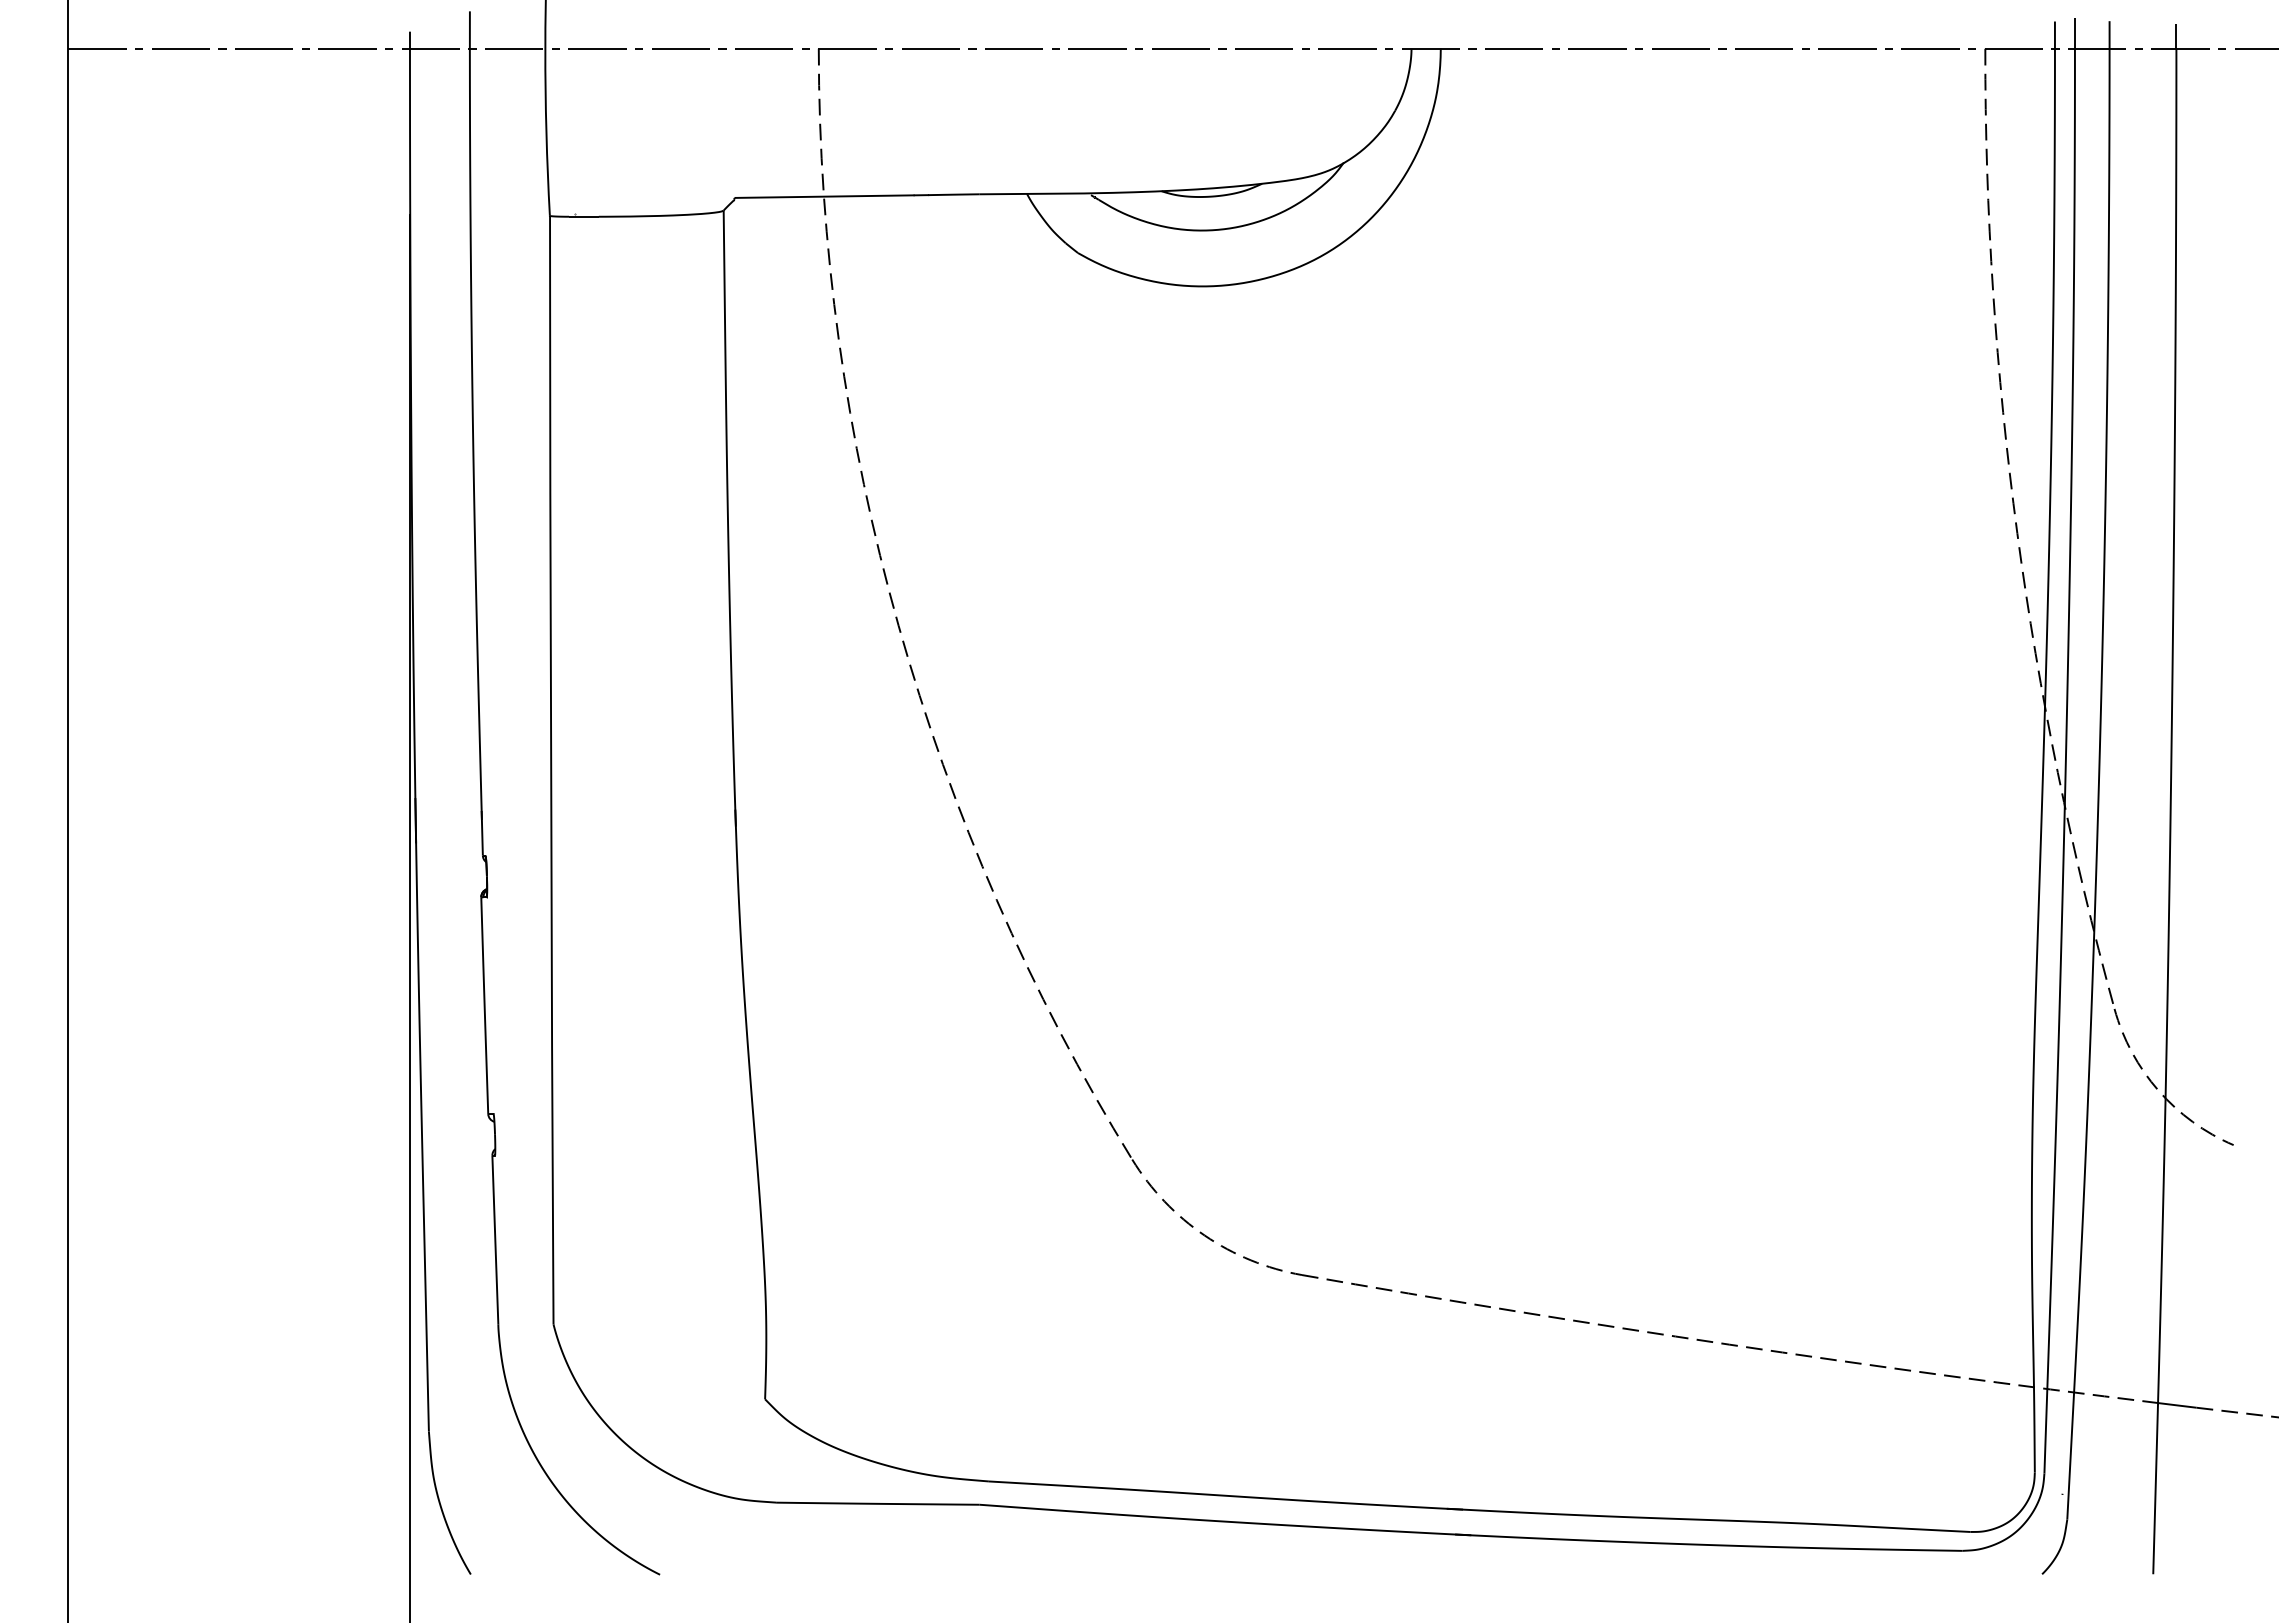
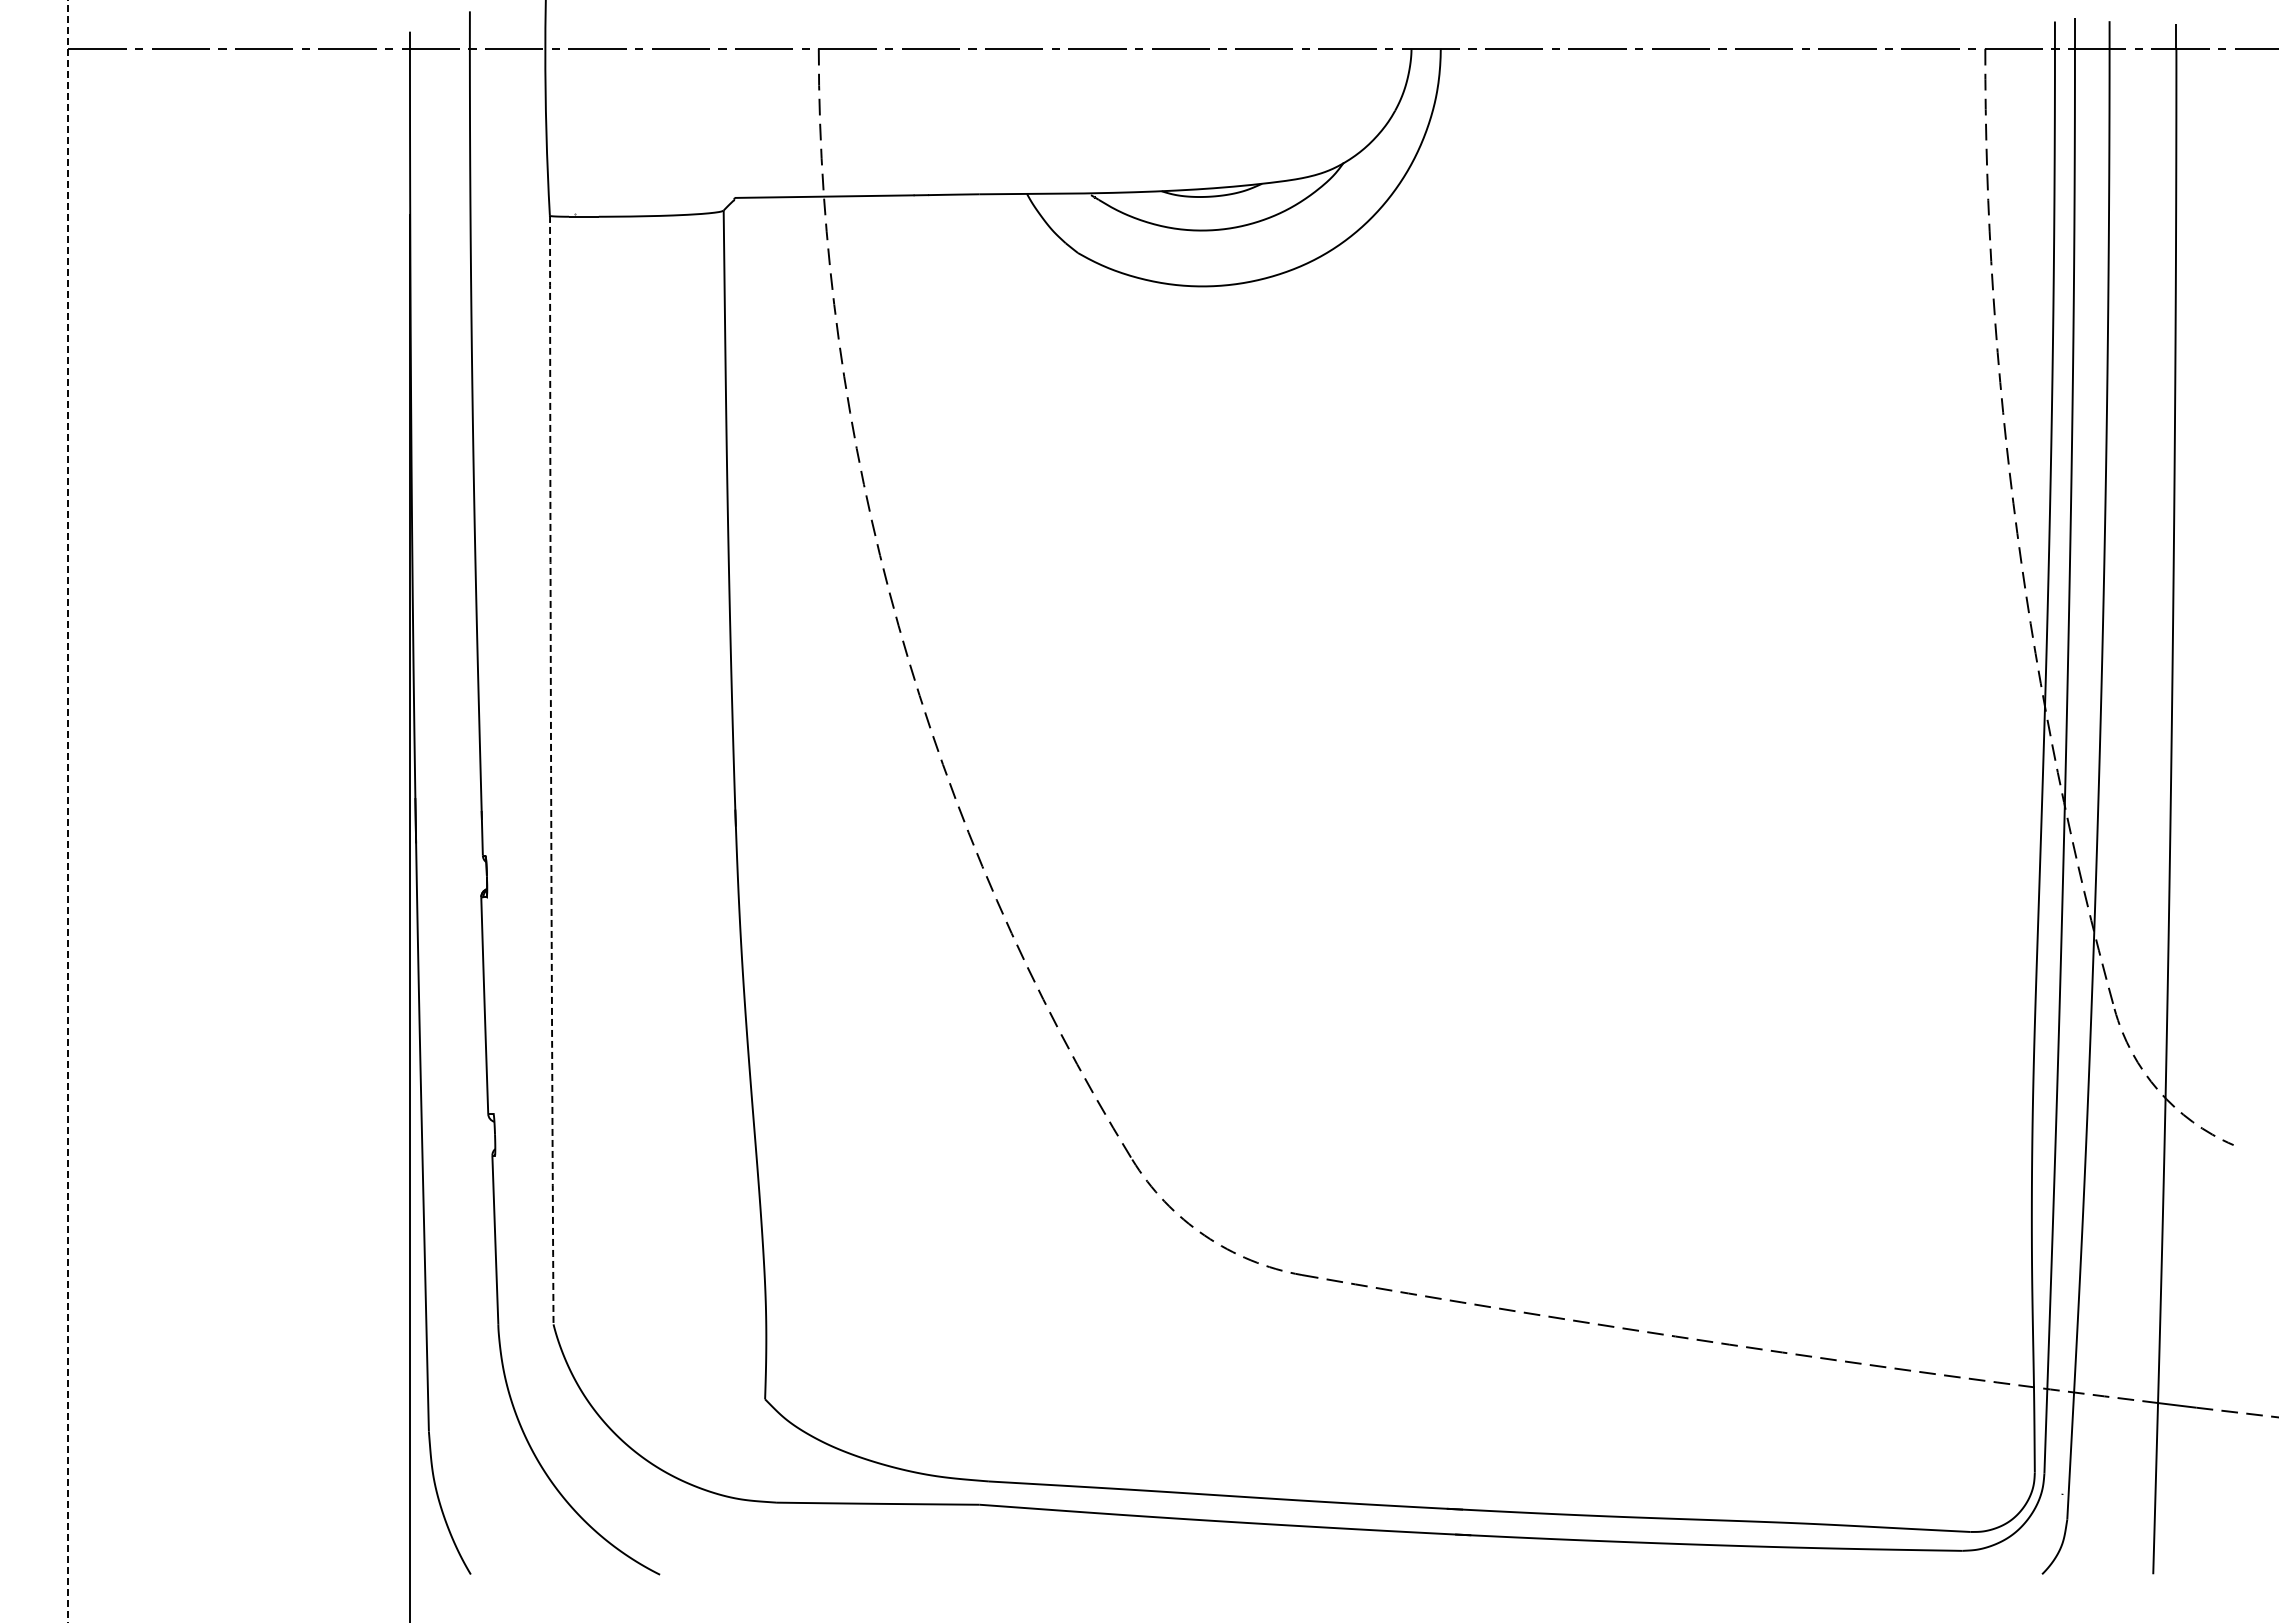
arc: solid -> dashed (551, 770)
line: solid -> dashed (68, 812)
